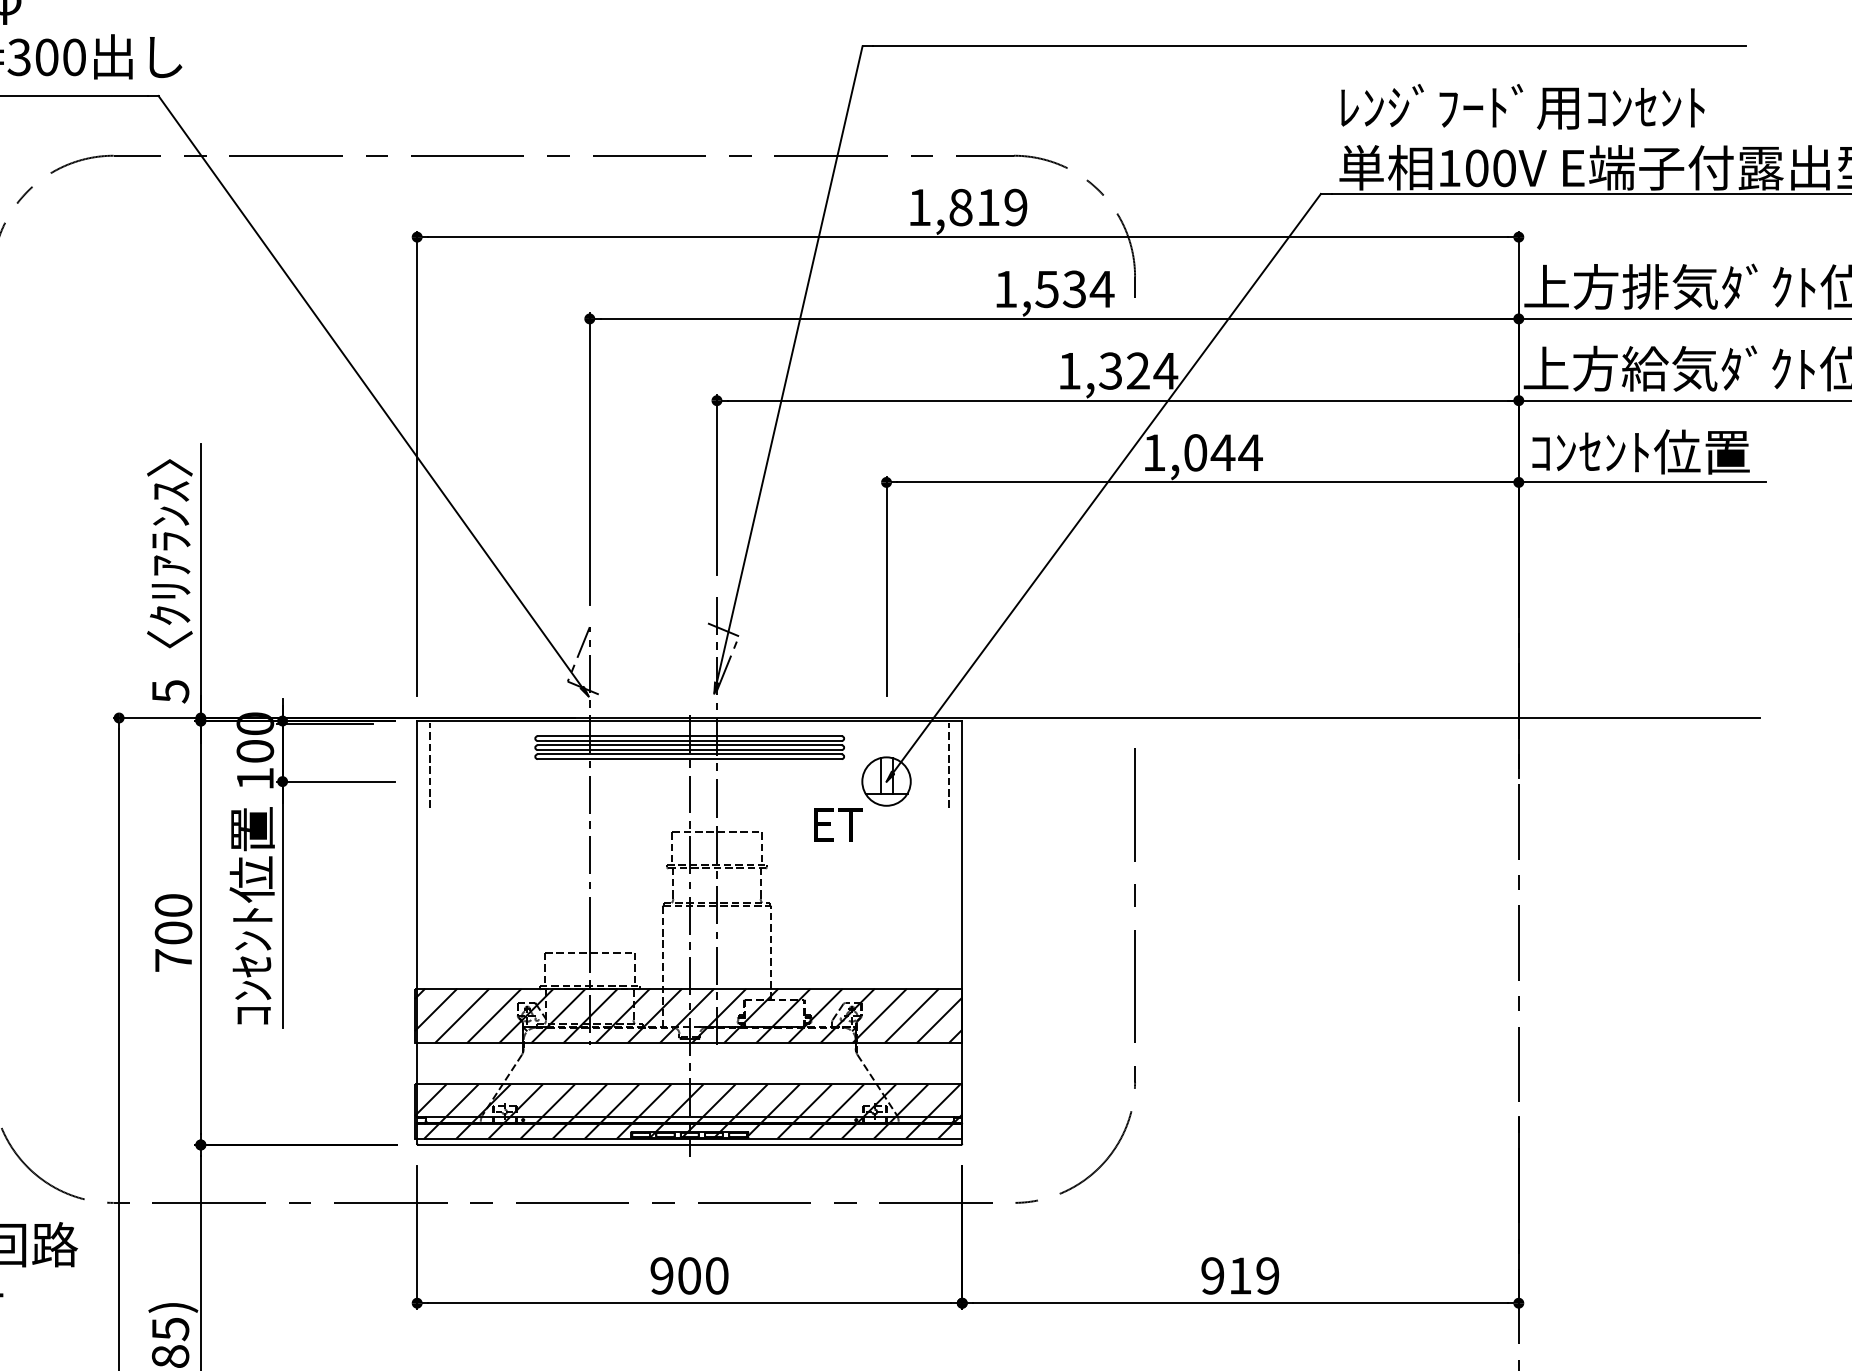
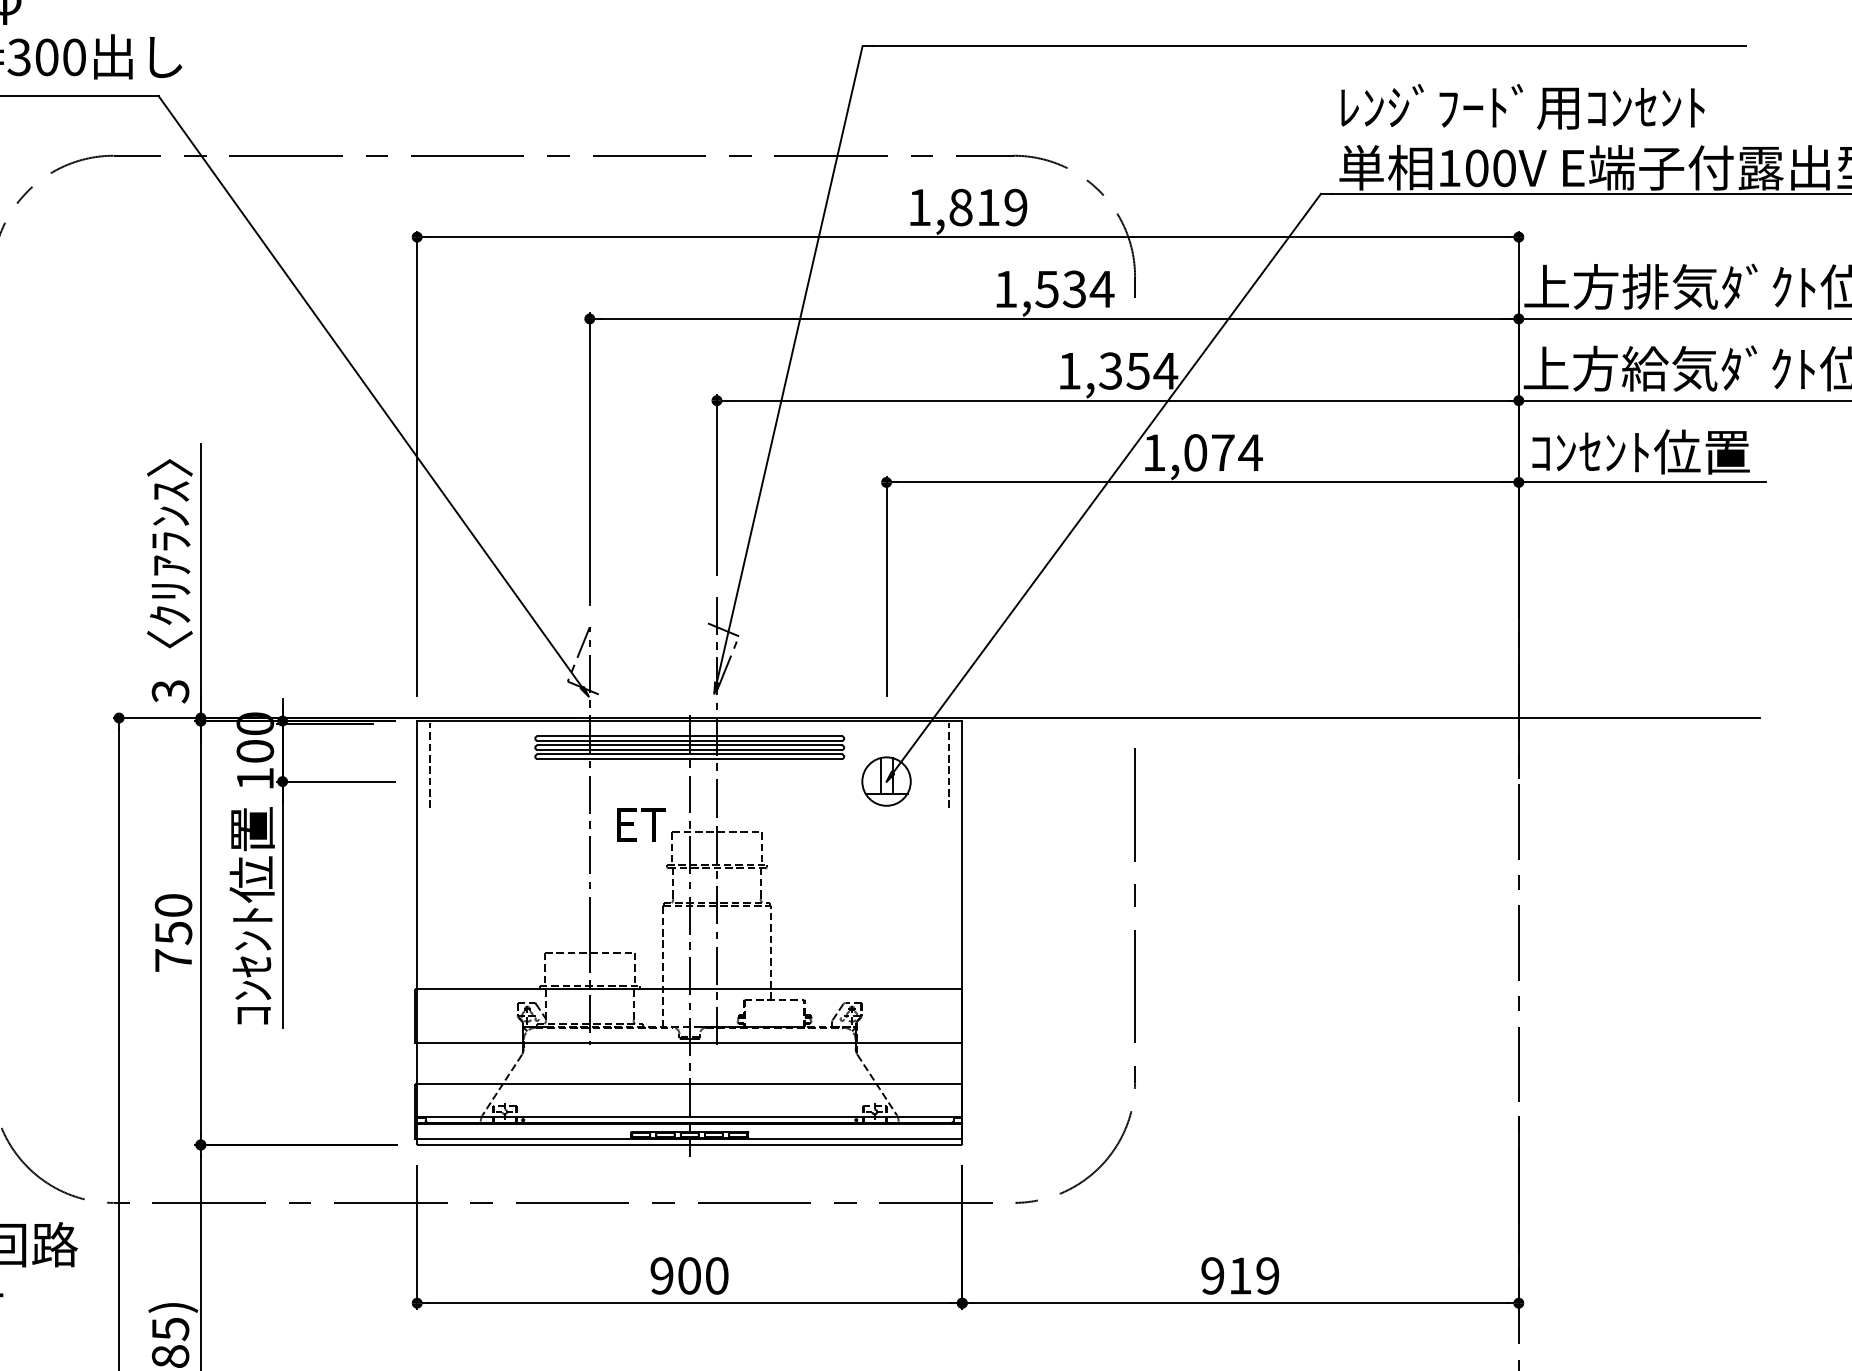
text: 1,324 -> 1,354 (1137, 370)
text: 1,044 -> 1,074 (1222, 452)
text: 5 -> 3 (170, 691)
text position: (838, 824) -> (641, 824) (641, 824)
text: 700 -> 750 (173, 933)
hatch: present -> none (688, 1015)
hatch: present -> none (688, 1111)
